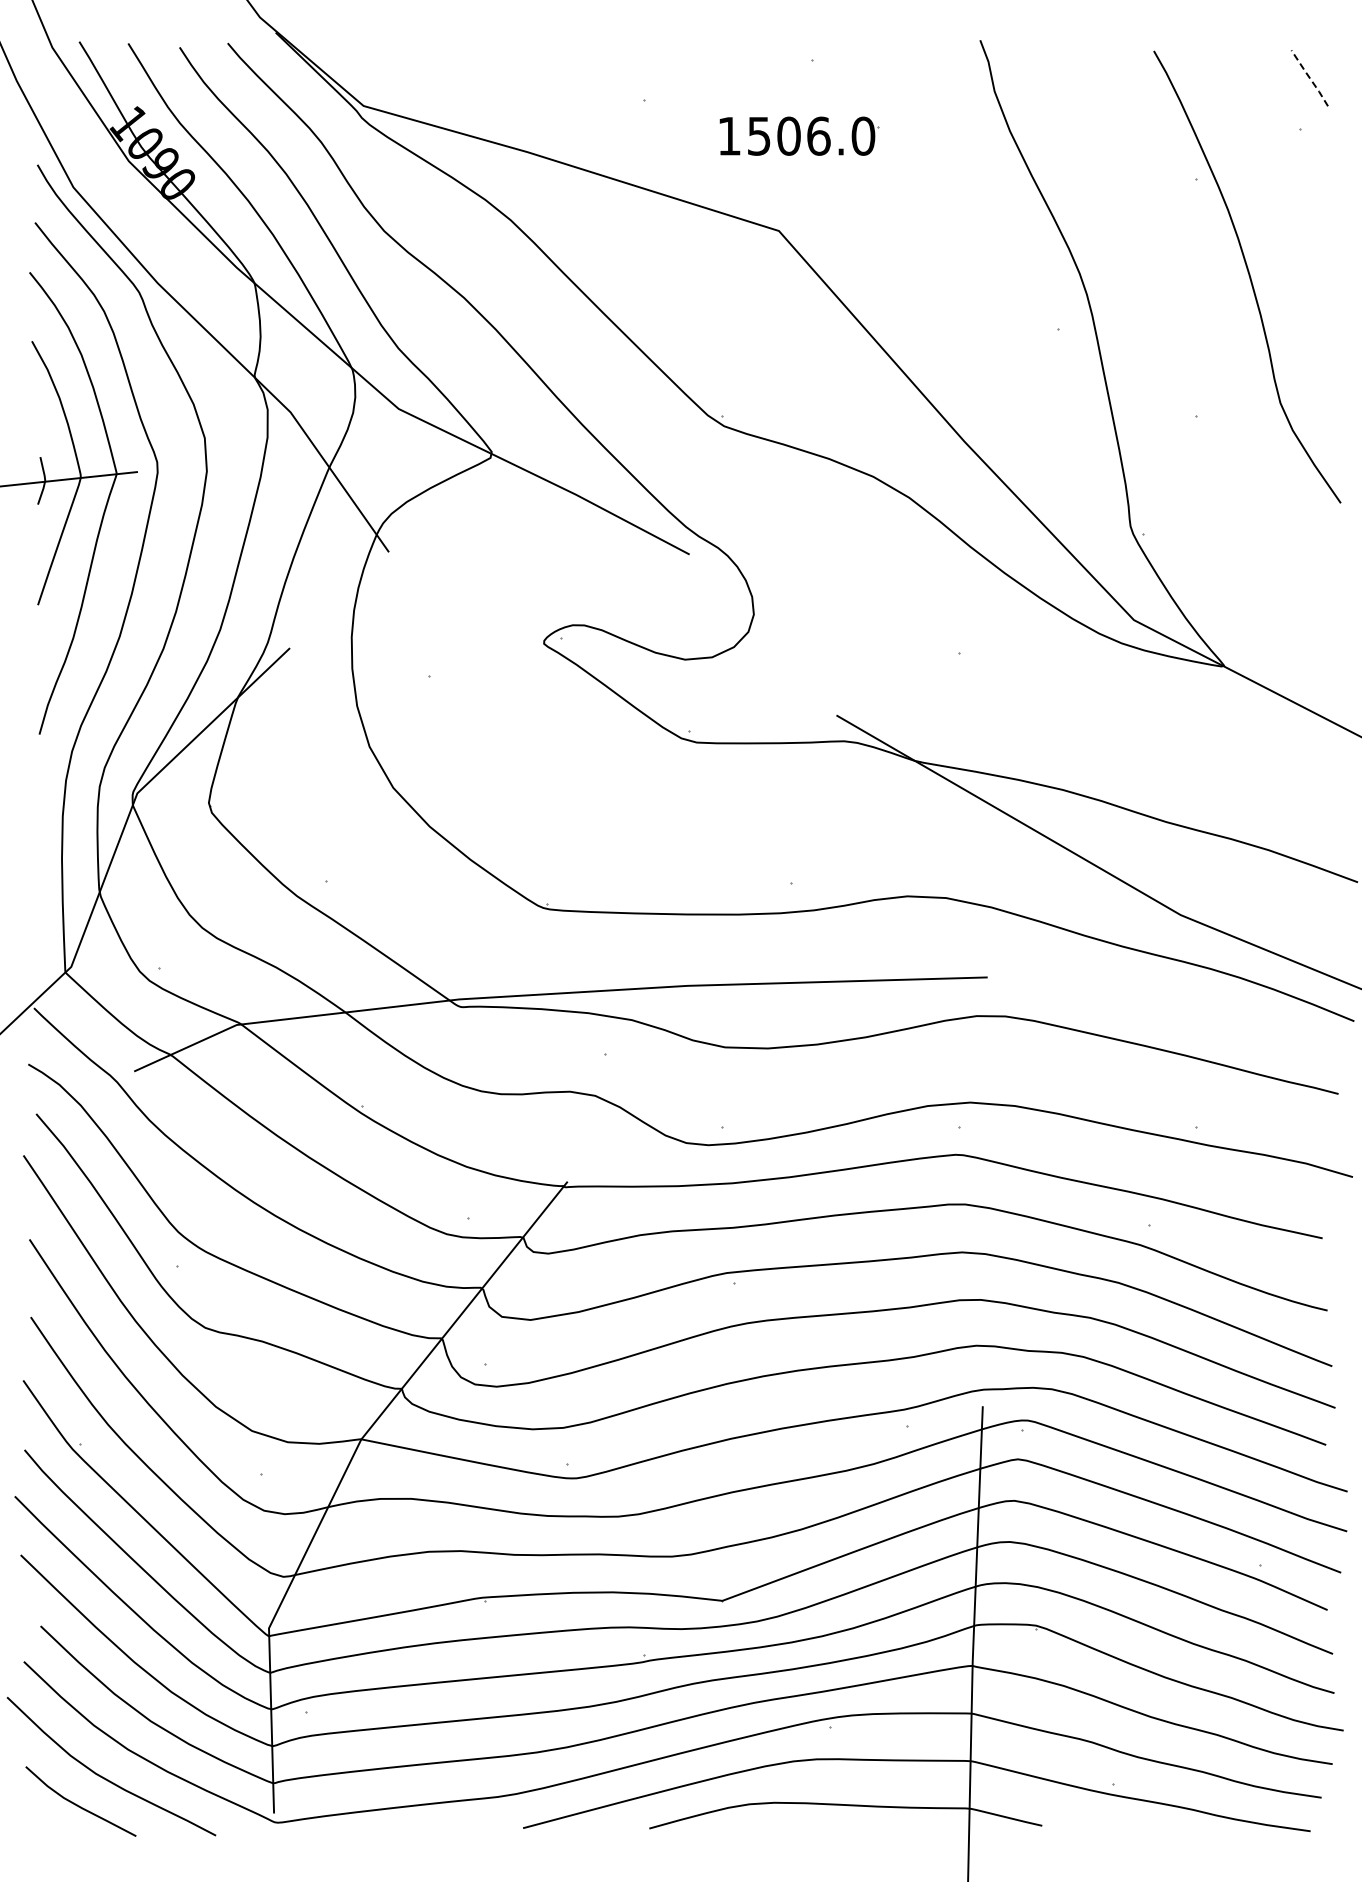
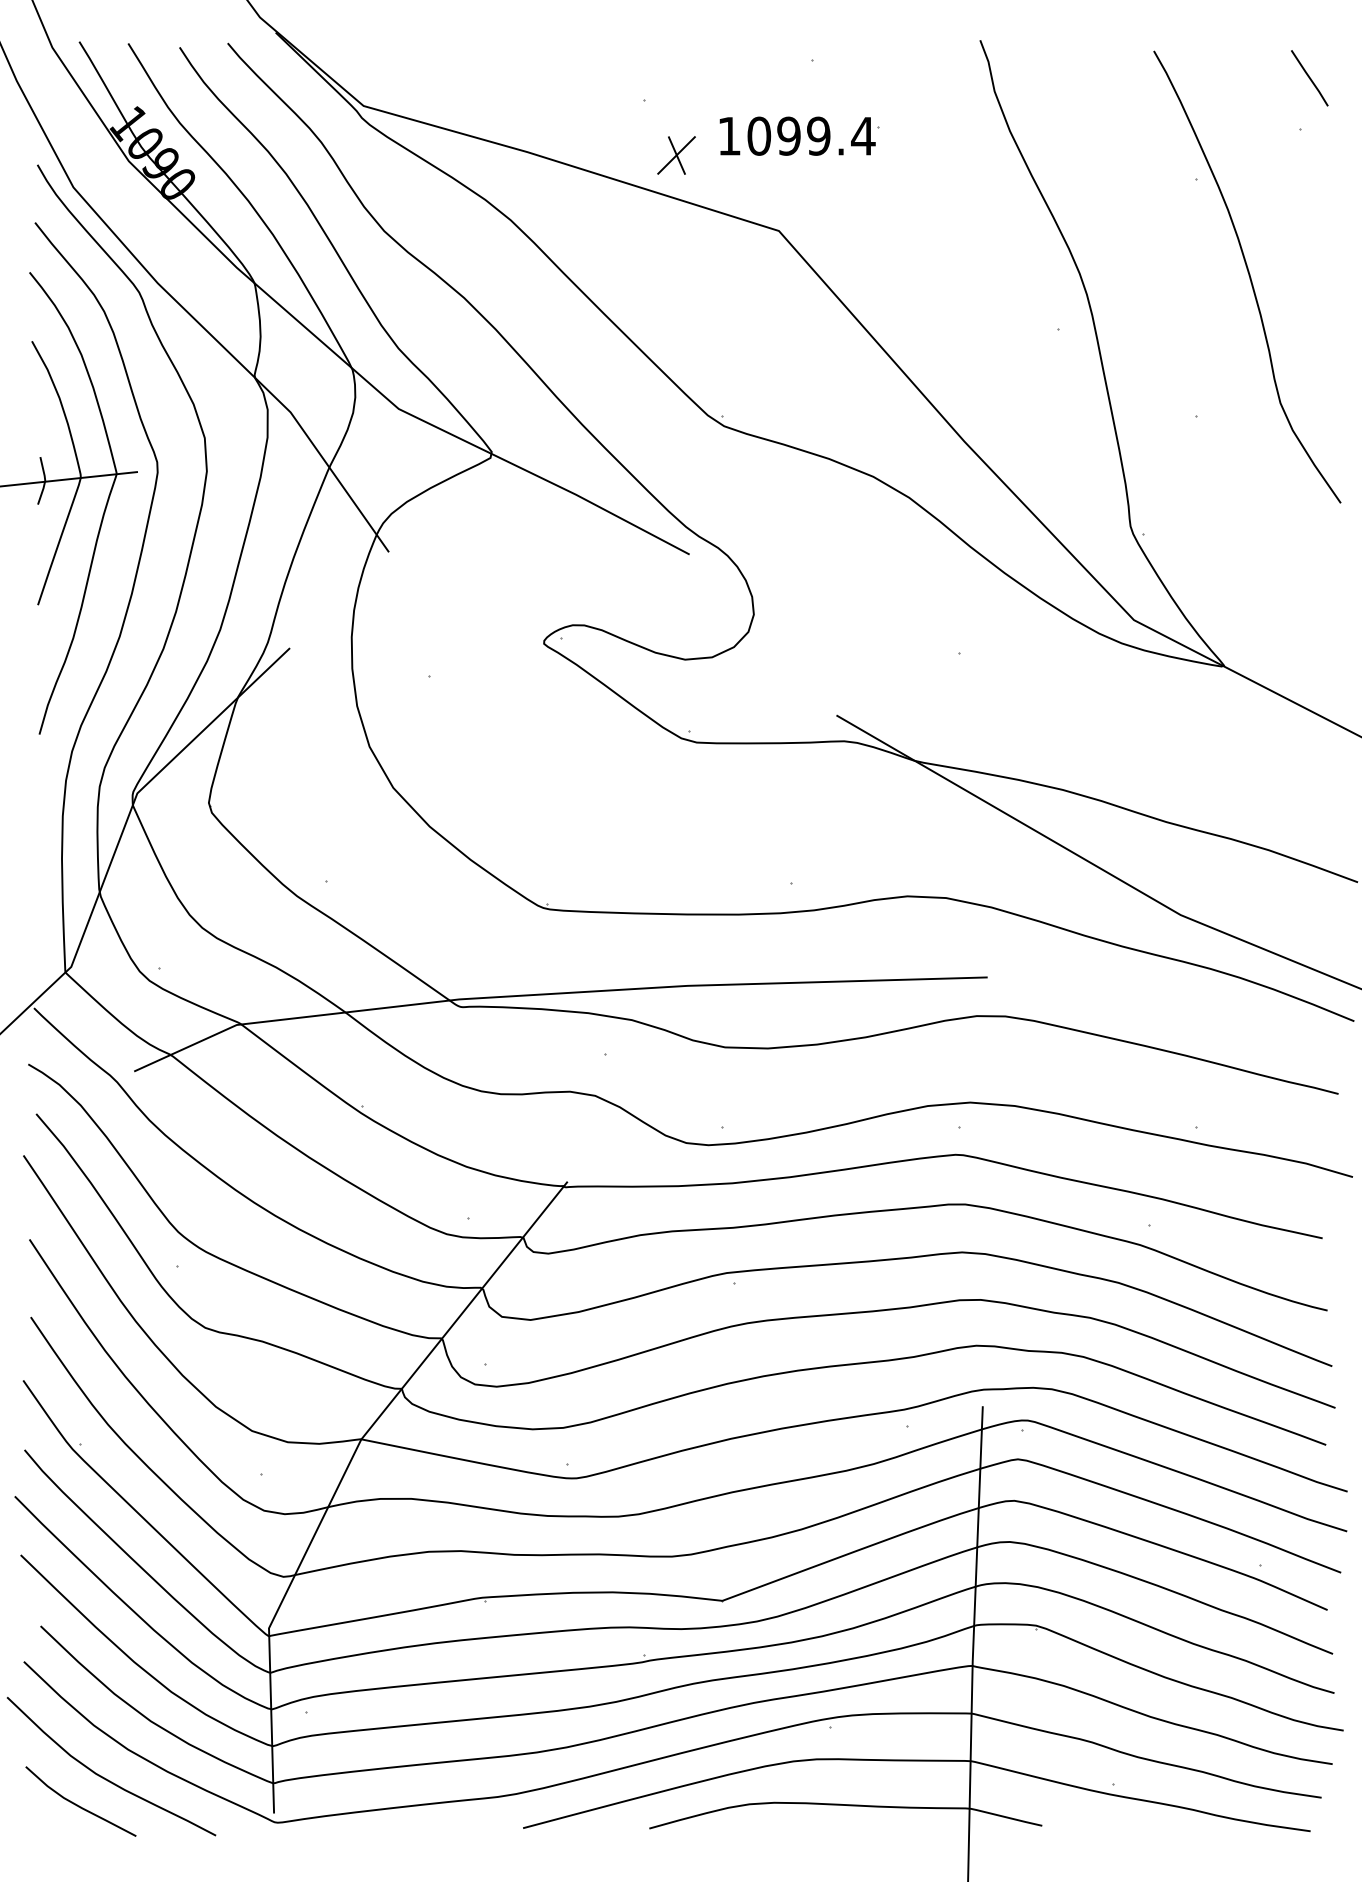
line: dashed -> solid (1310, 78)
text: 1506.0 -> 1099.4 (811, 135)
part: none -> present (676, 155)
